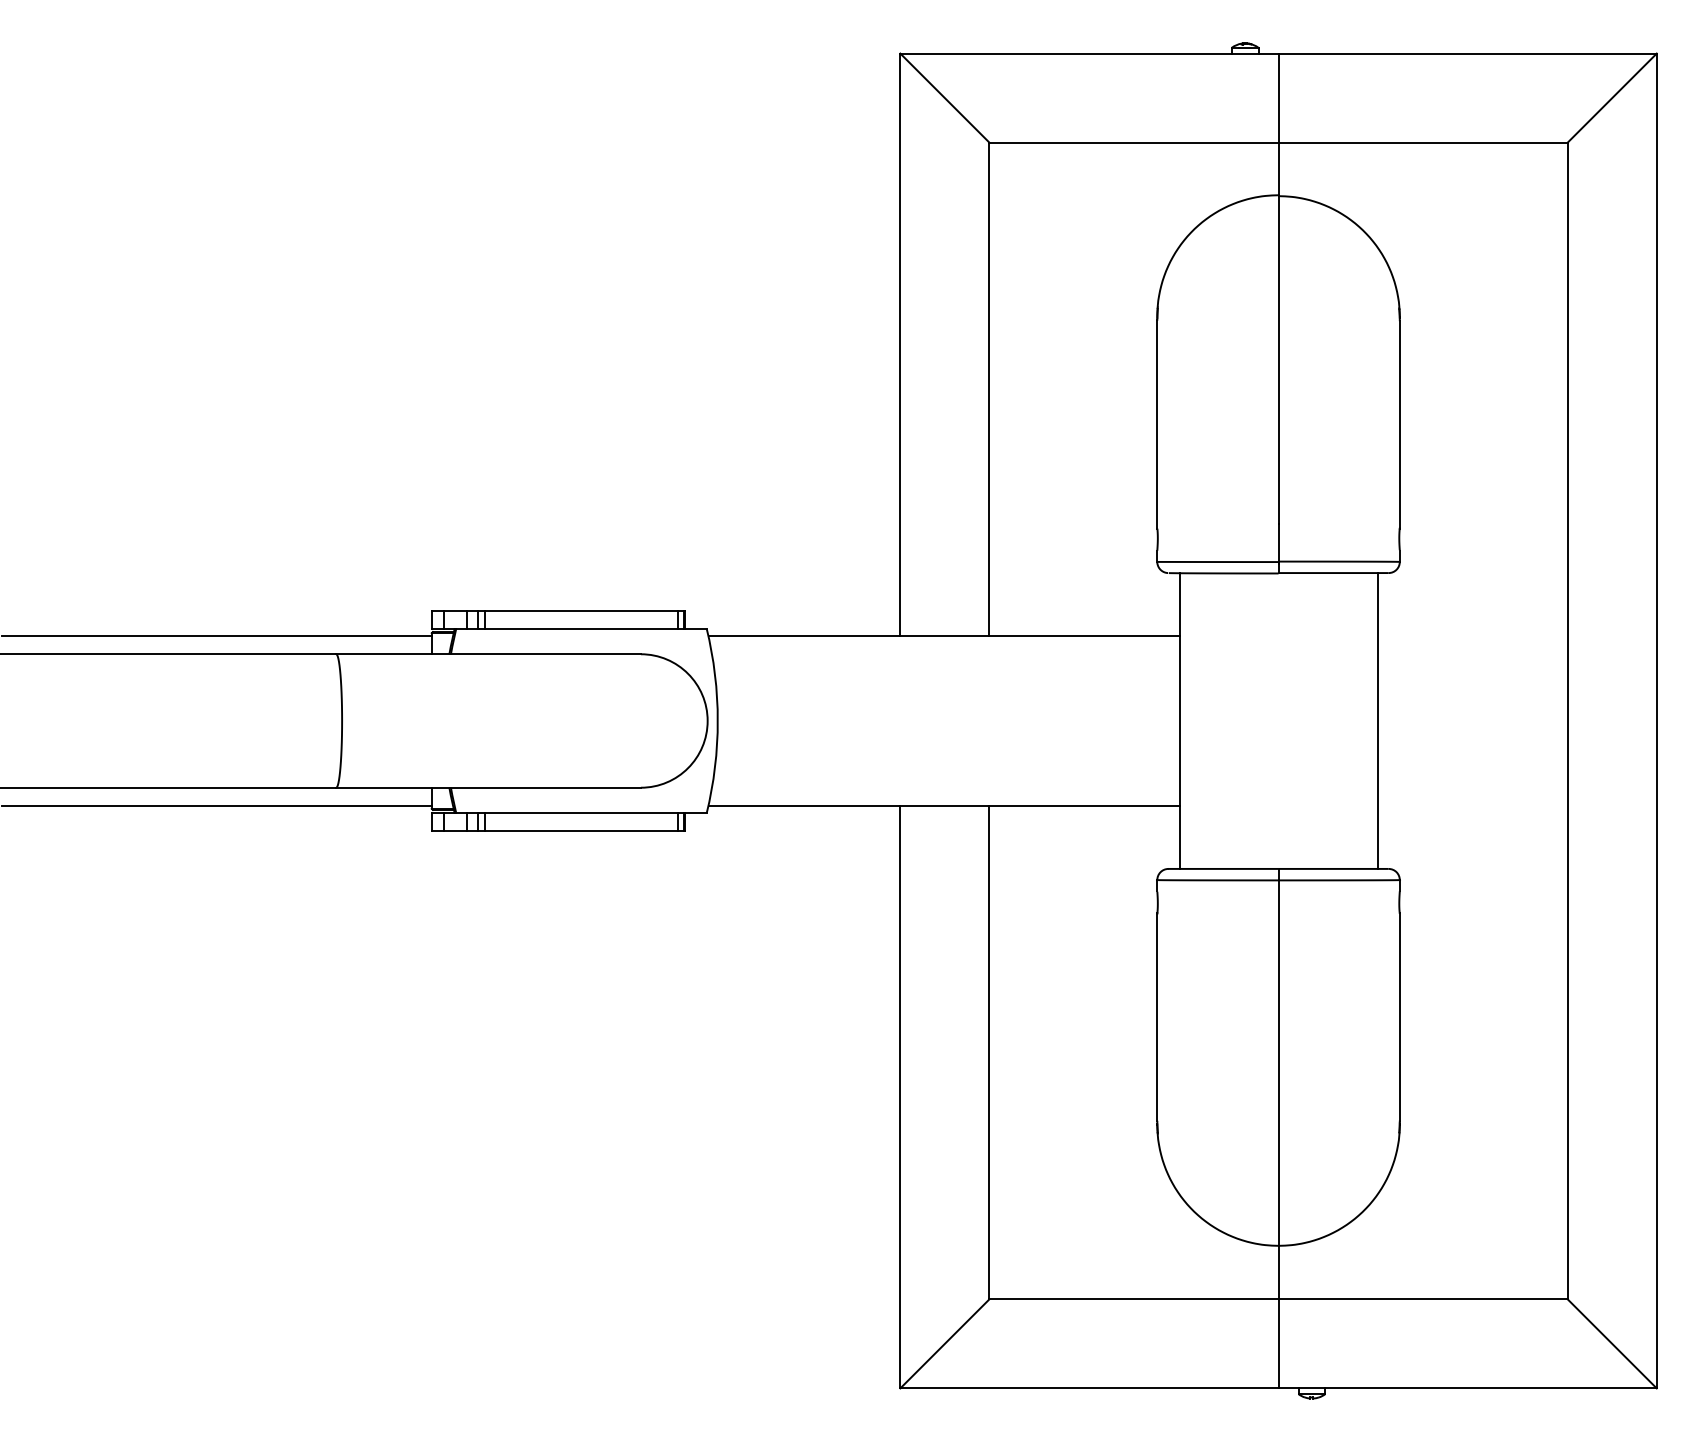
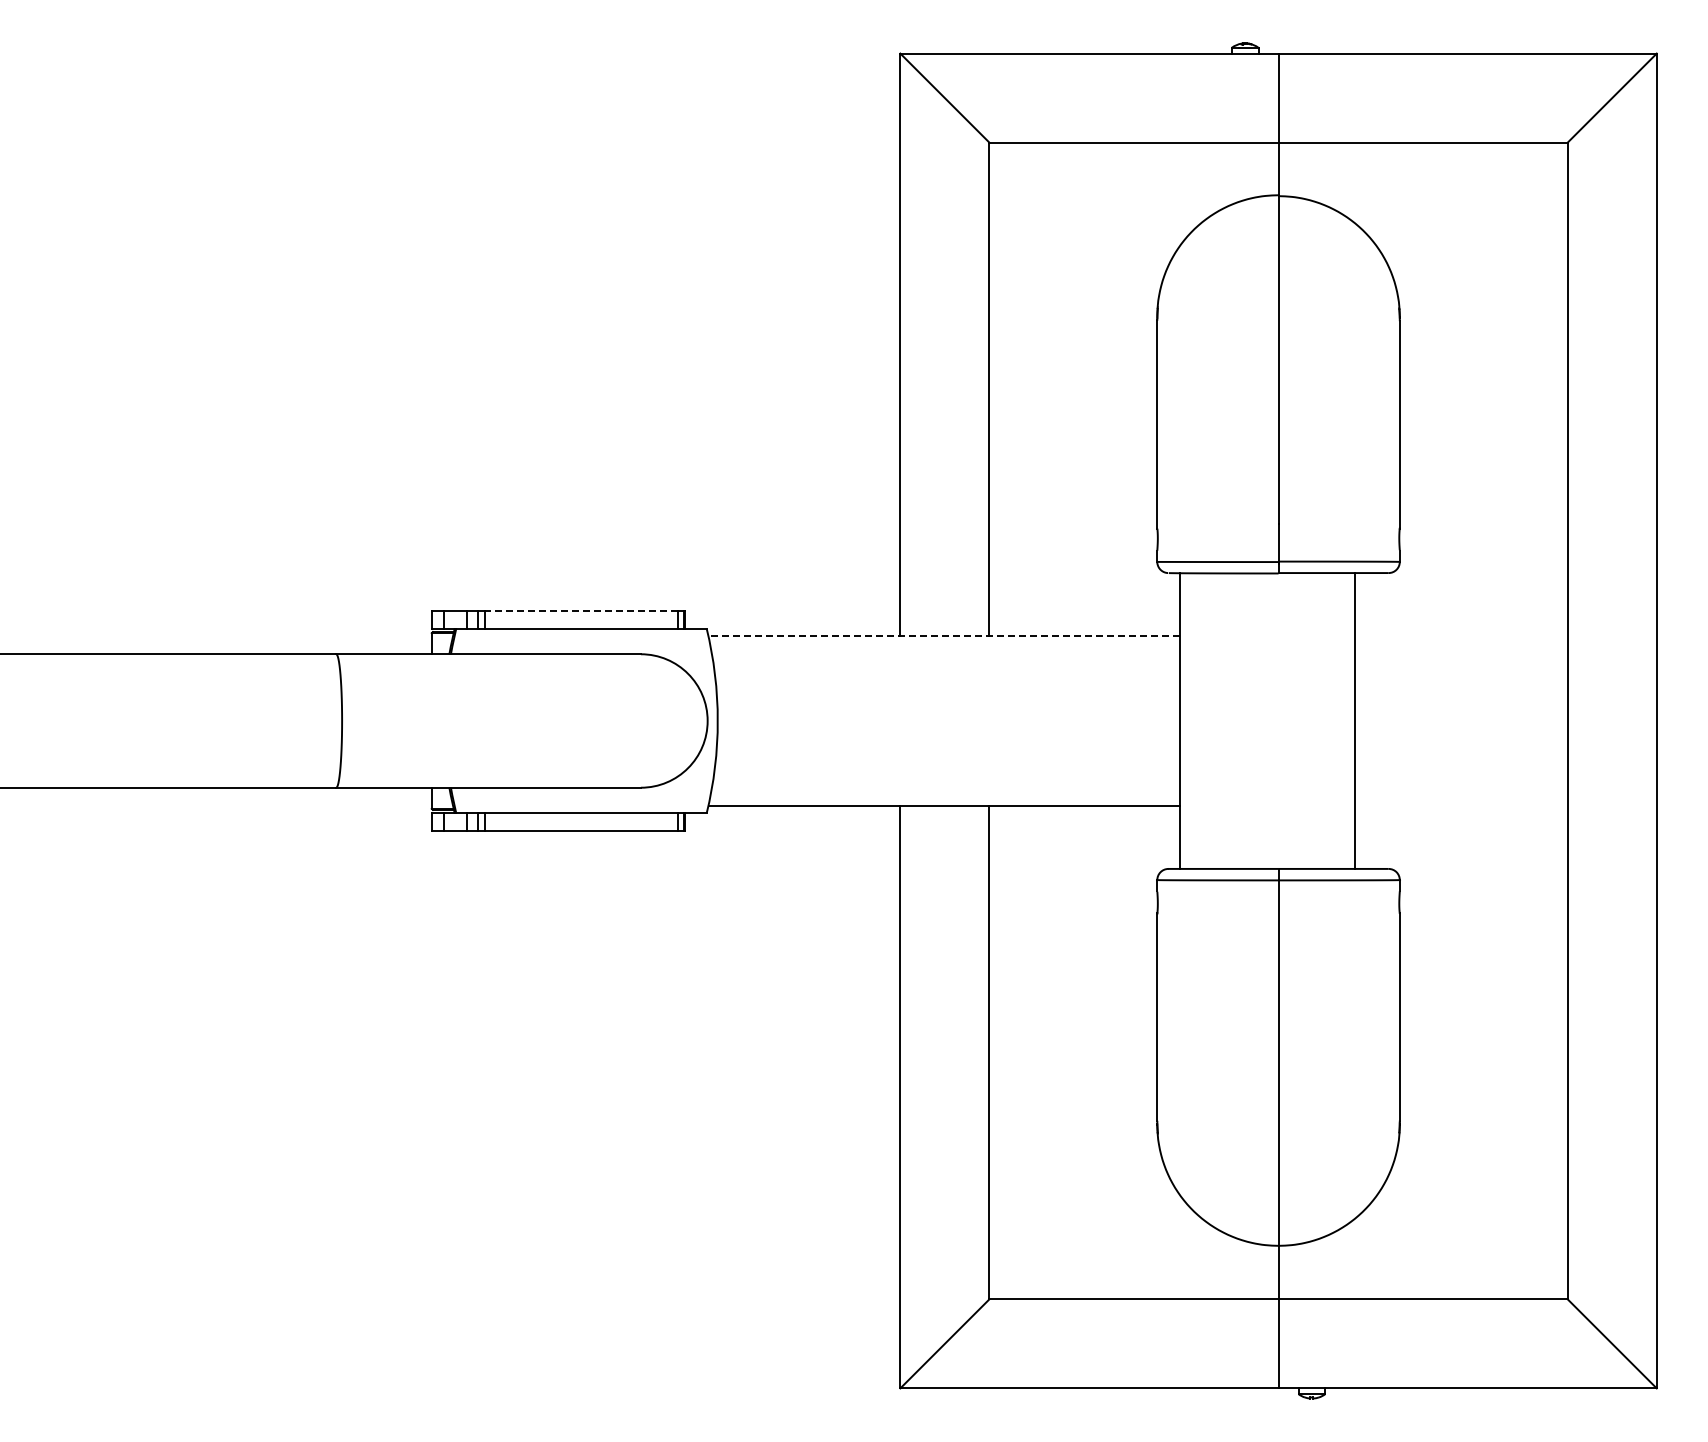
line: solid -> dashed (581, 610)
line: present -> none (216, 636)
line: solid -> dashed (944, 636)
line position: (1377, 720) -> (1354, 720) (1354, 720)
line: present -> none (216, 805)
